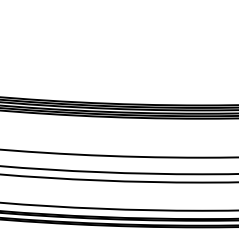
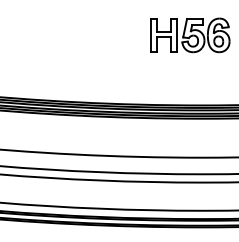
part: none -> present (190, 35)
